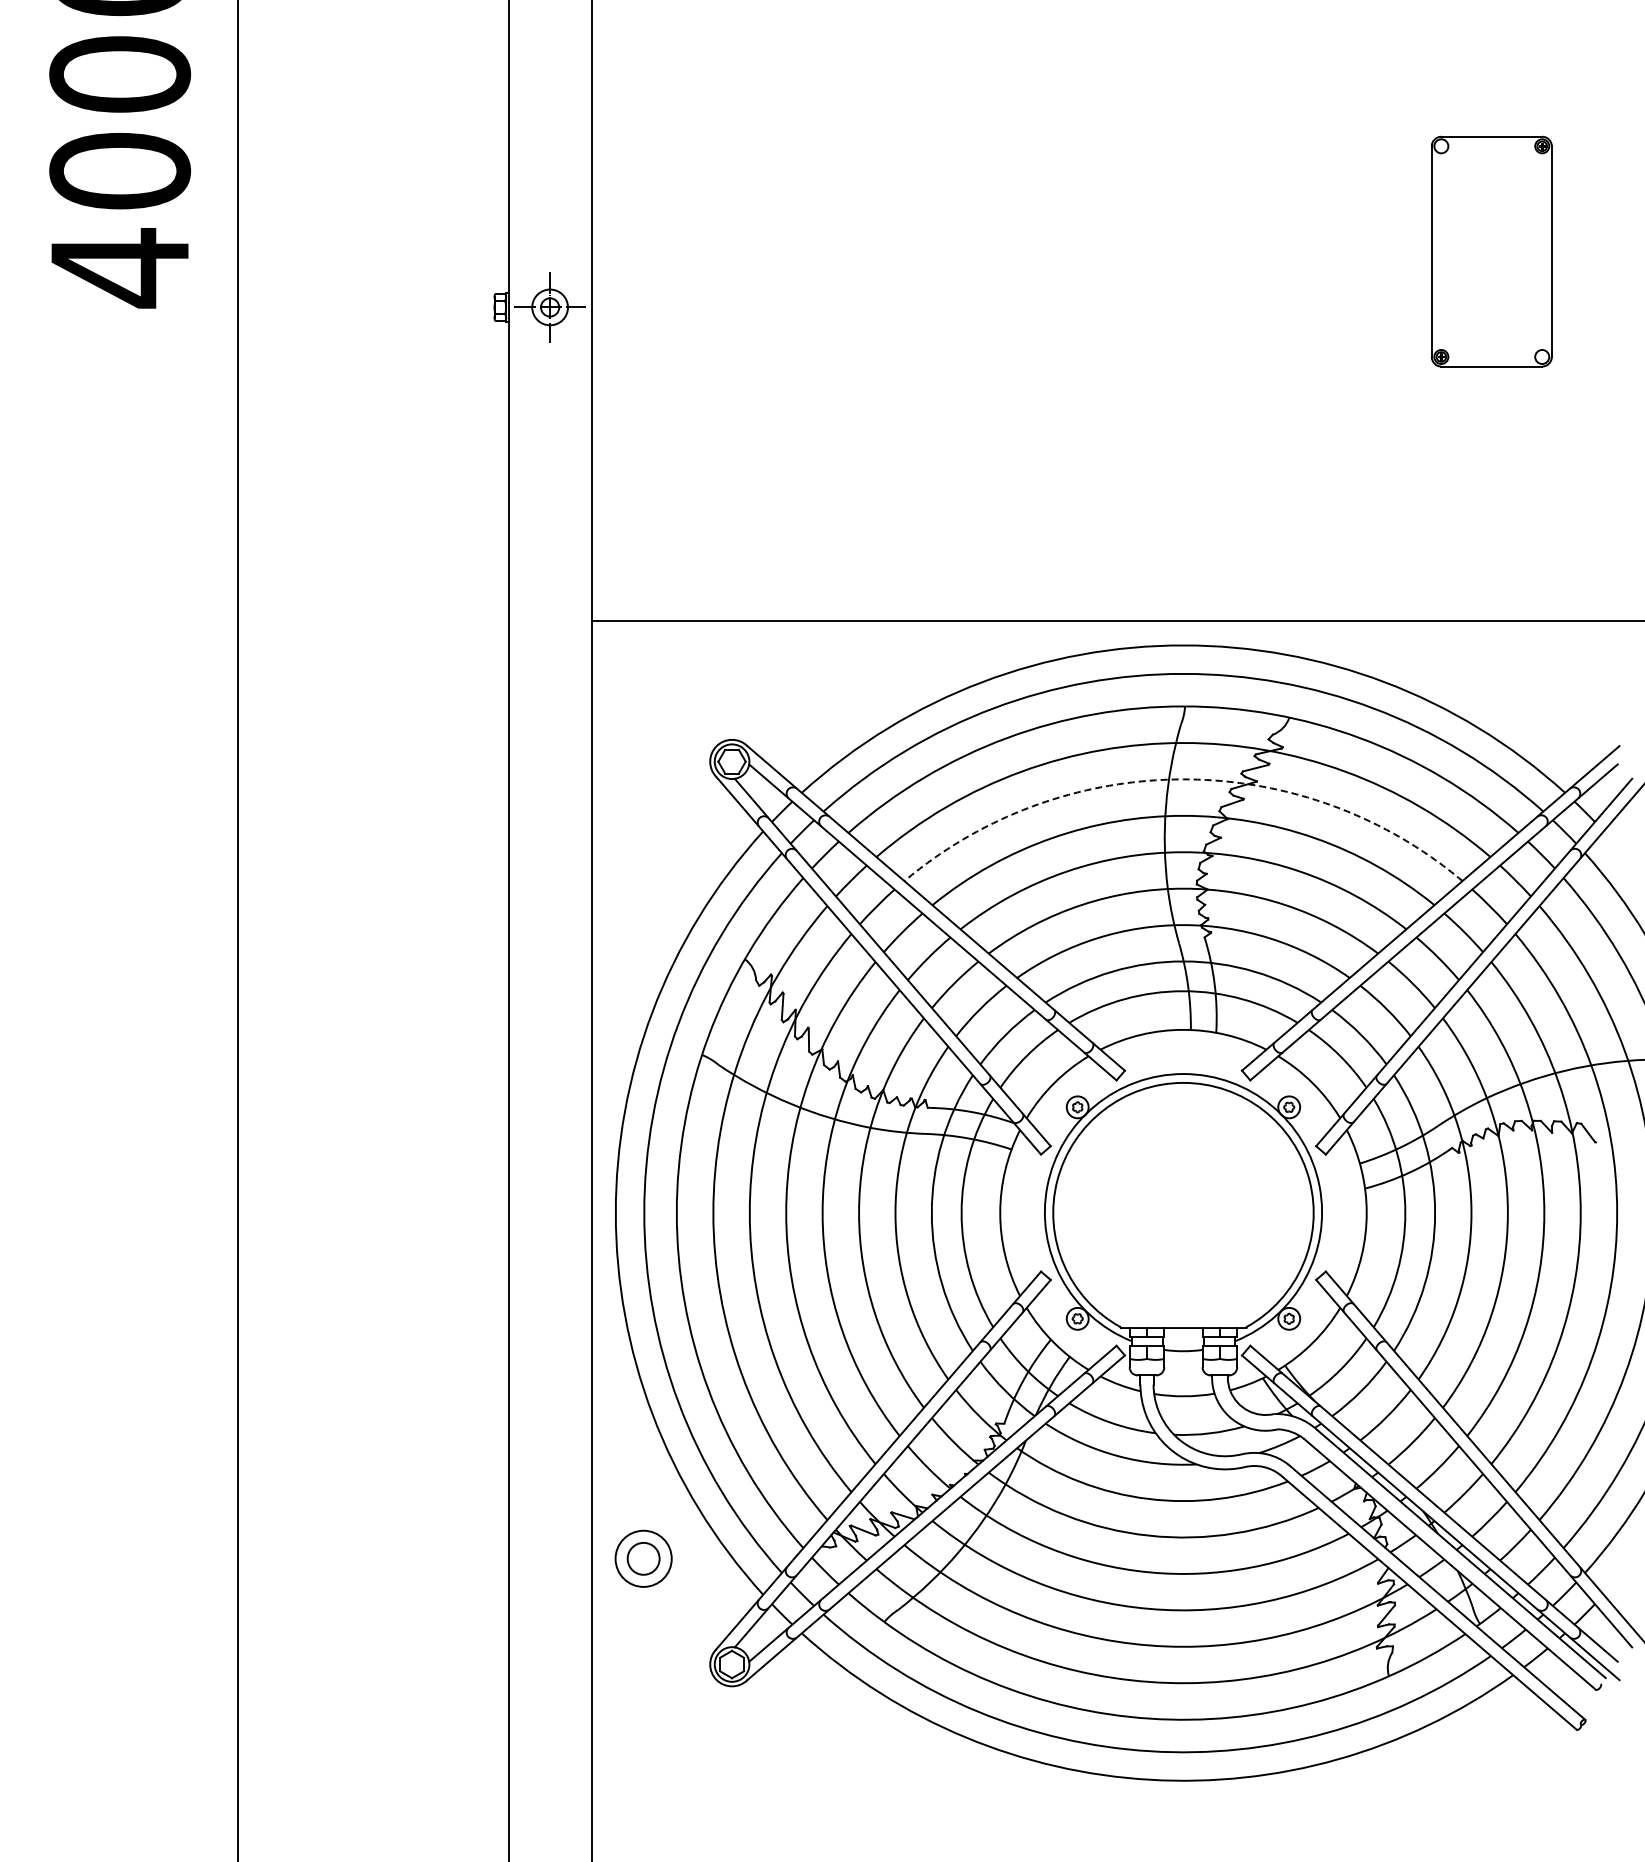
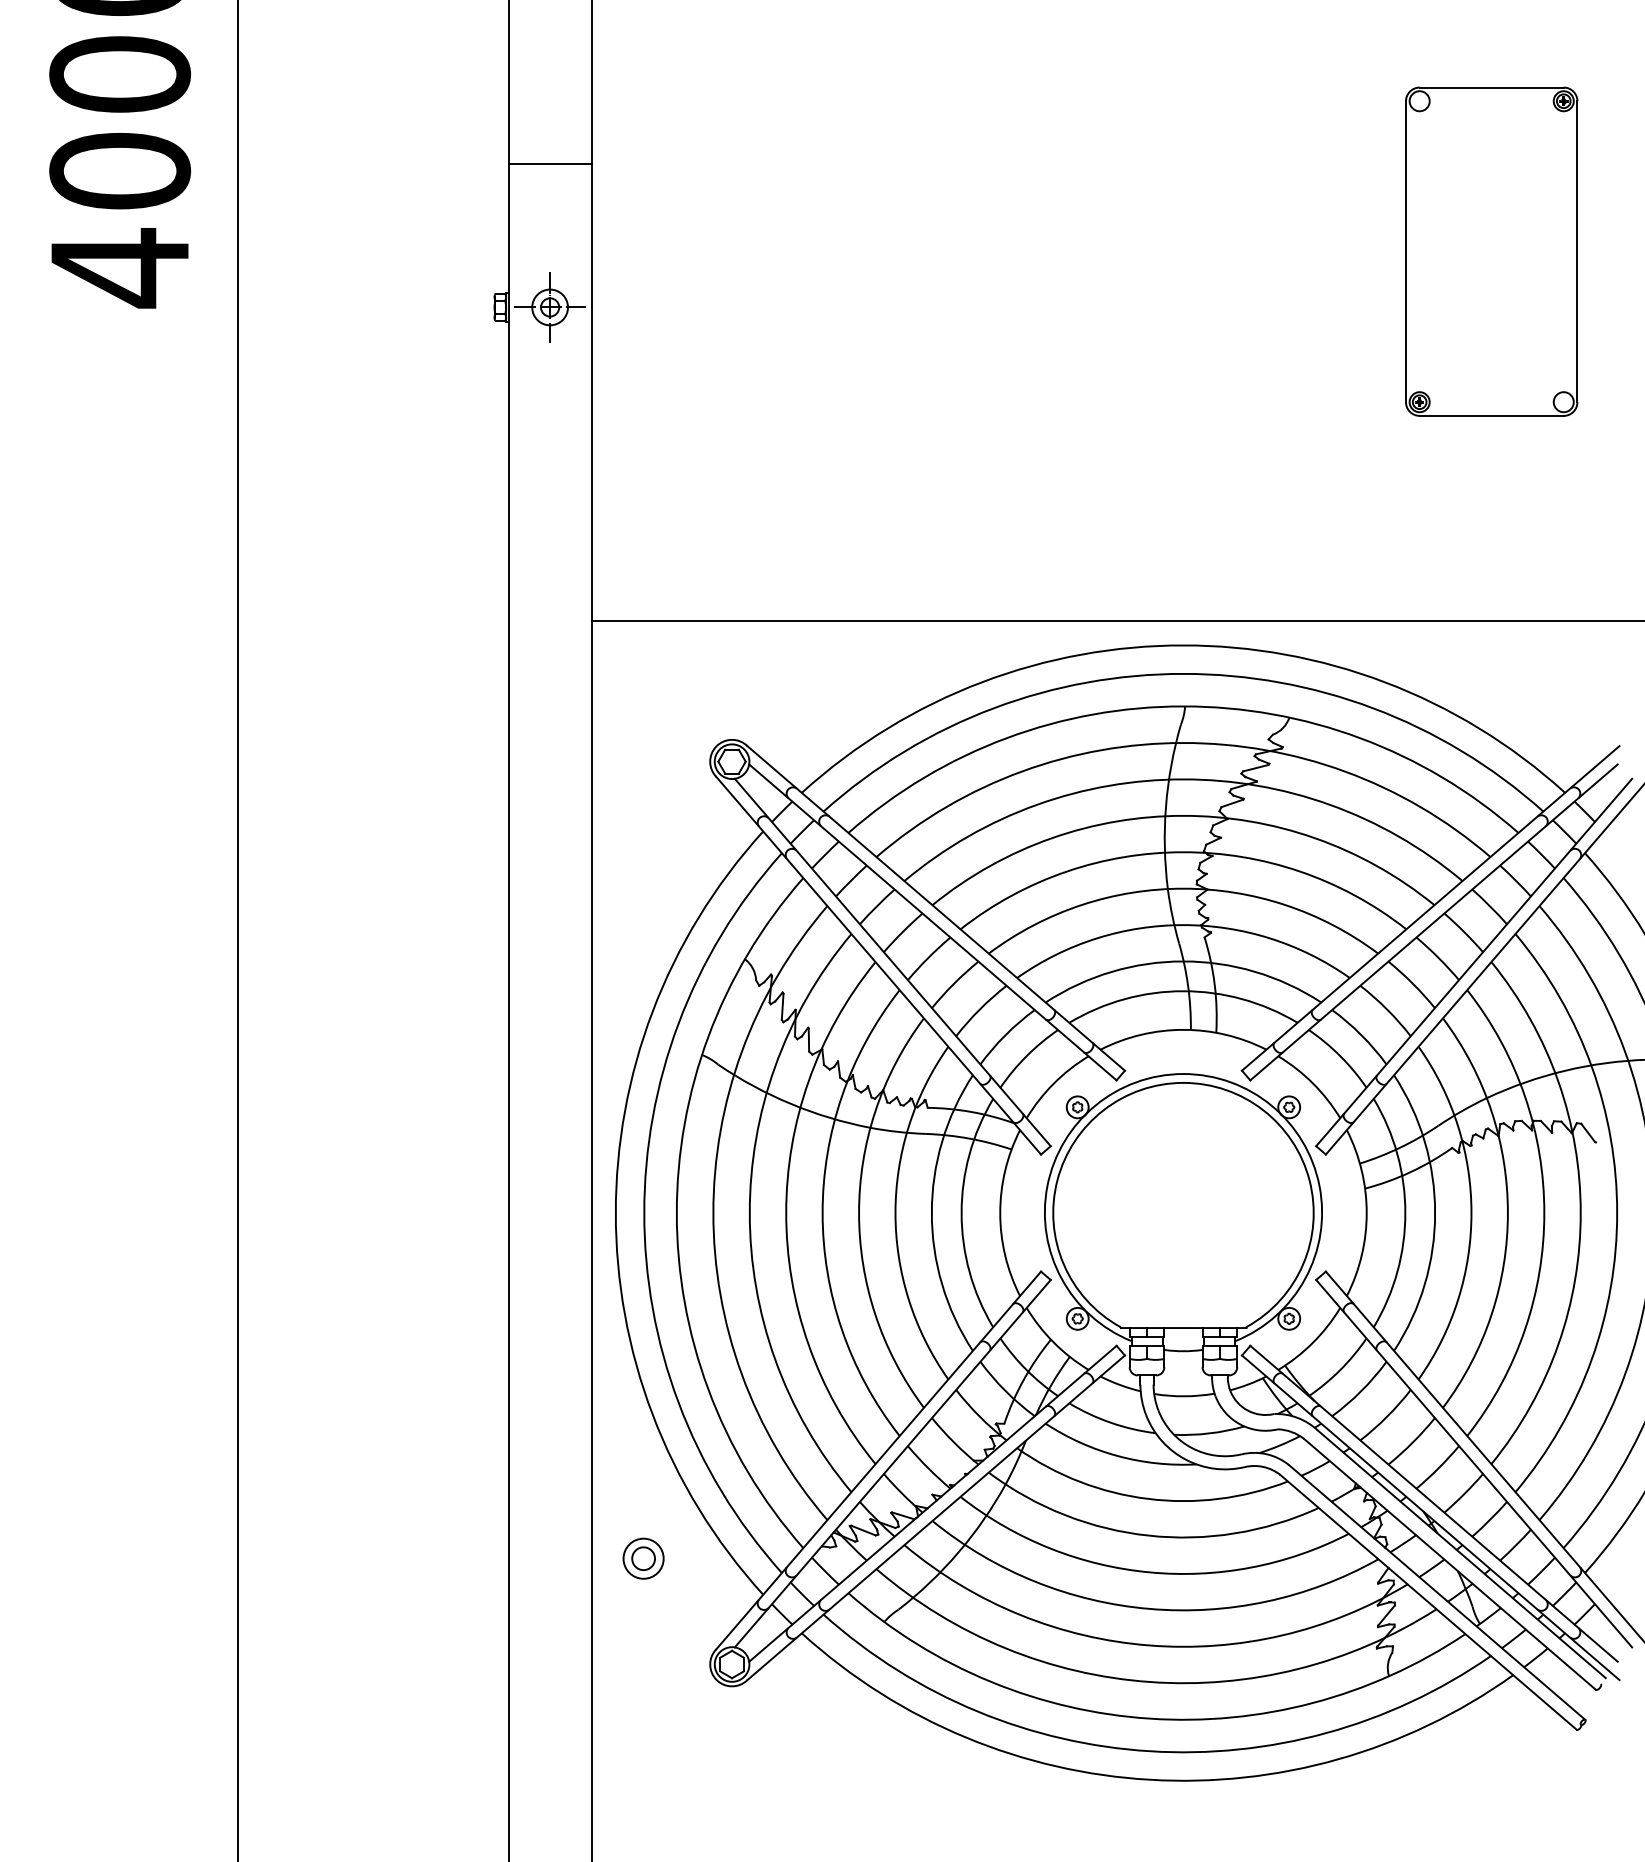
line: none -> present (550, 164)
part size: 123x233 px -> 174x331 px (1491, 251)
arc: dashed -> solid (1183, 779)
part size: 59x59 px -> 43x43 px (643, 1558)
